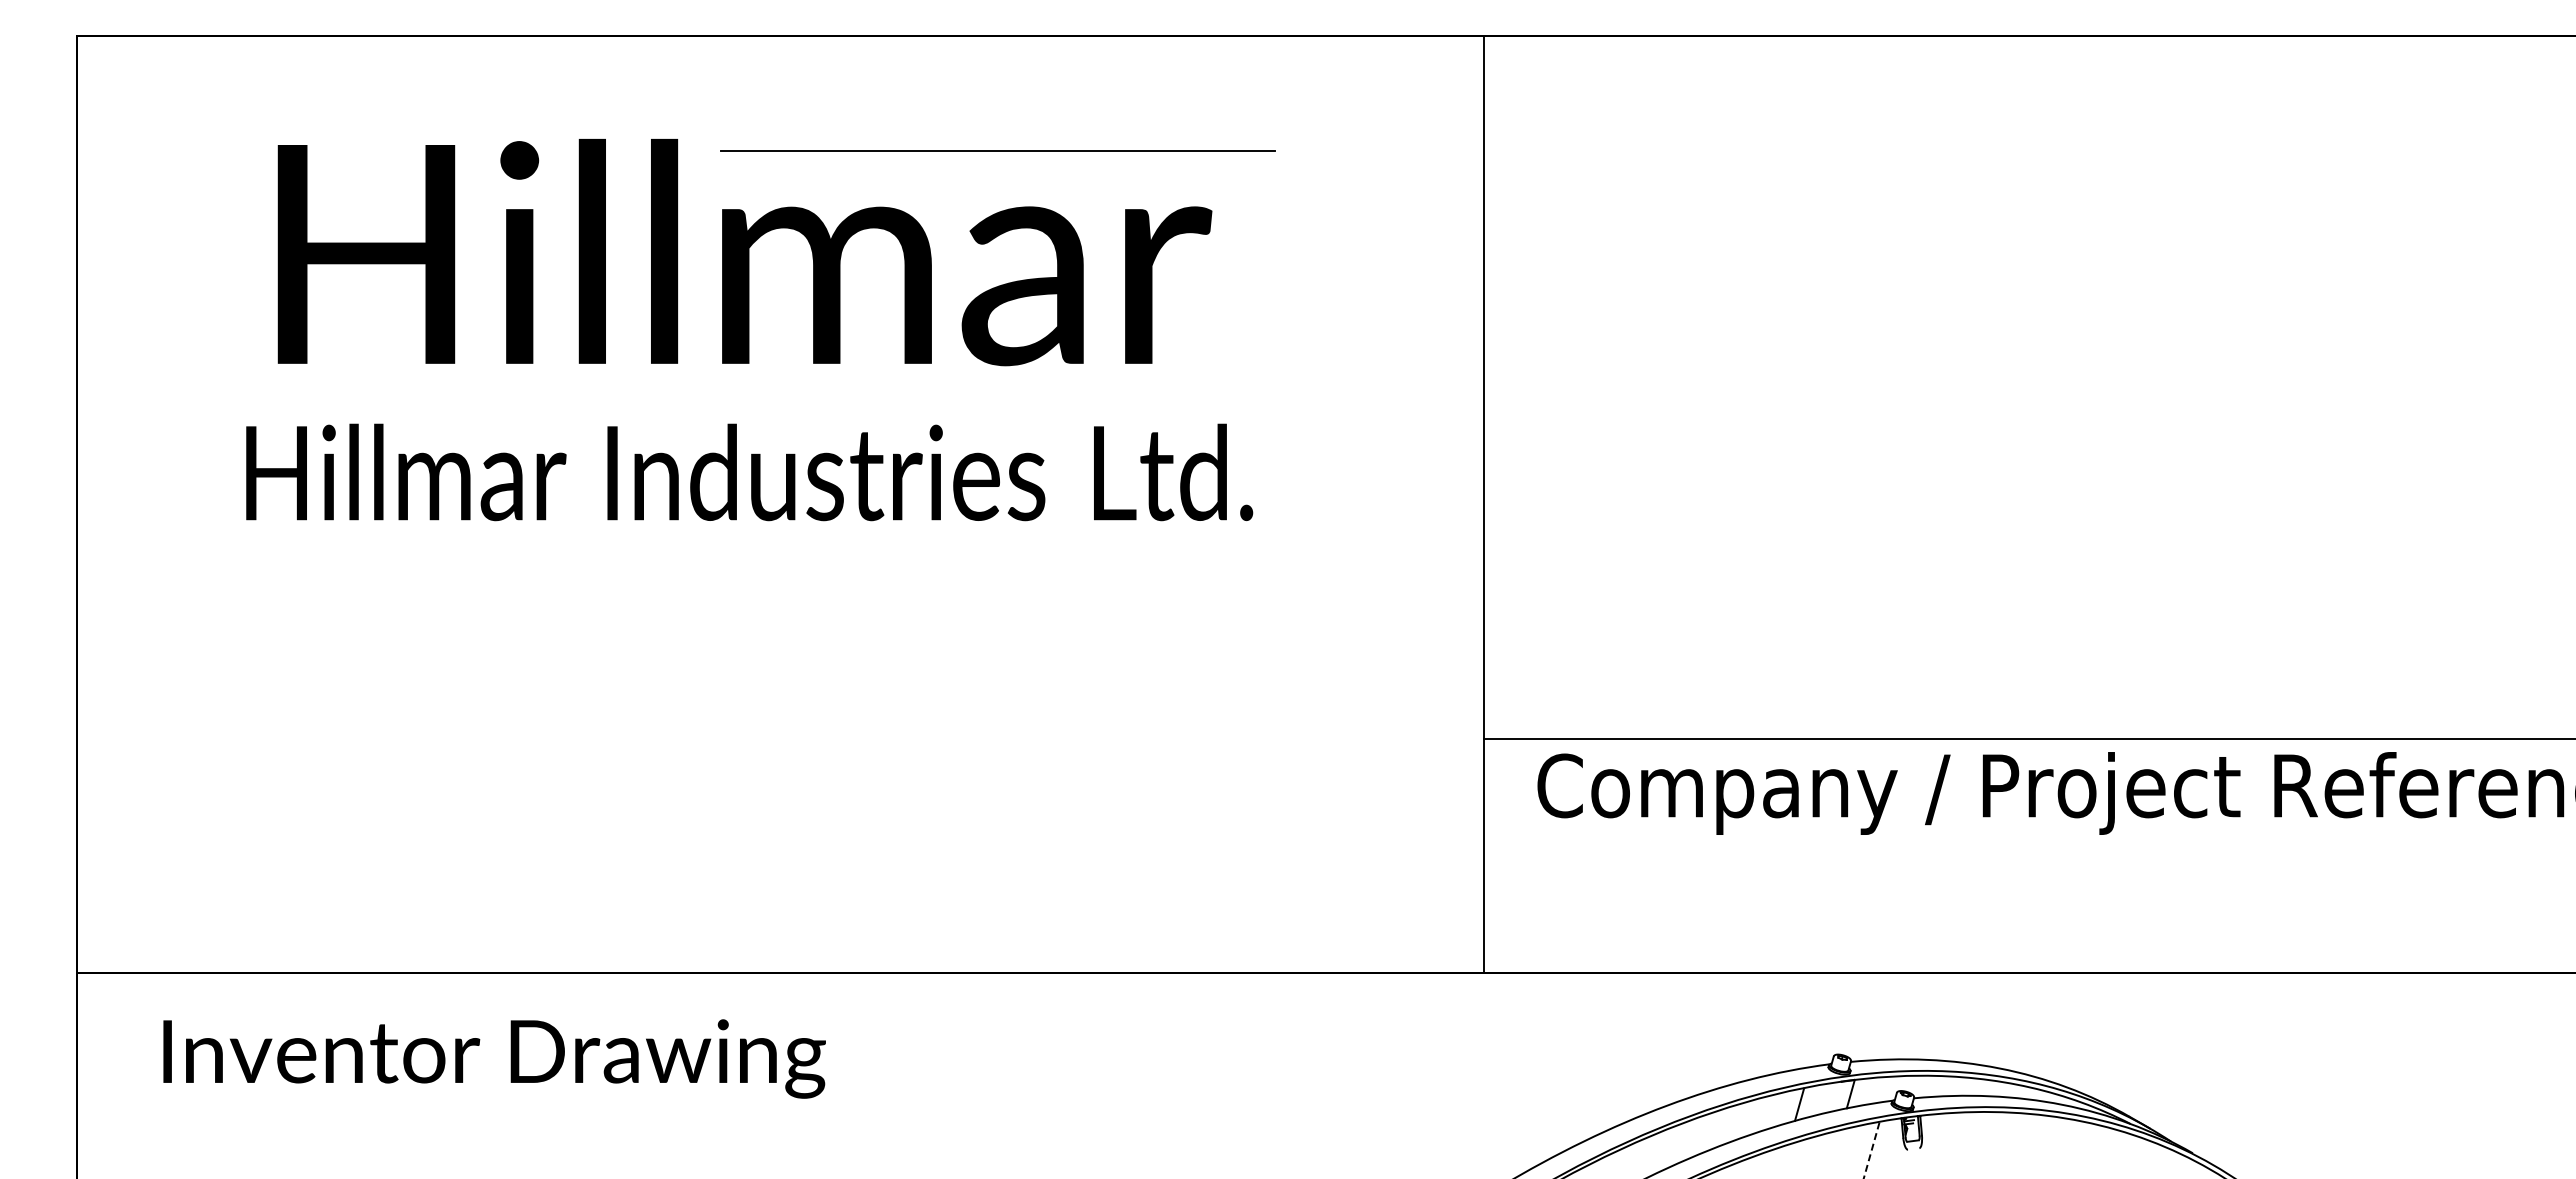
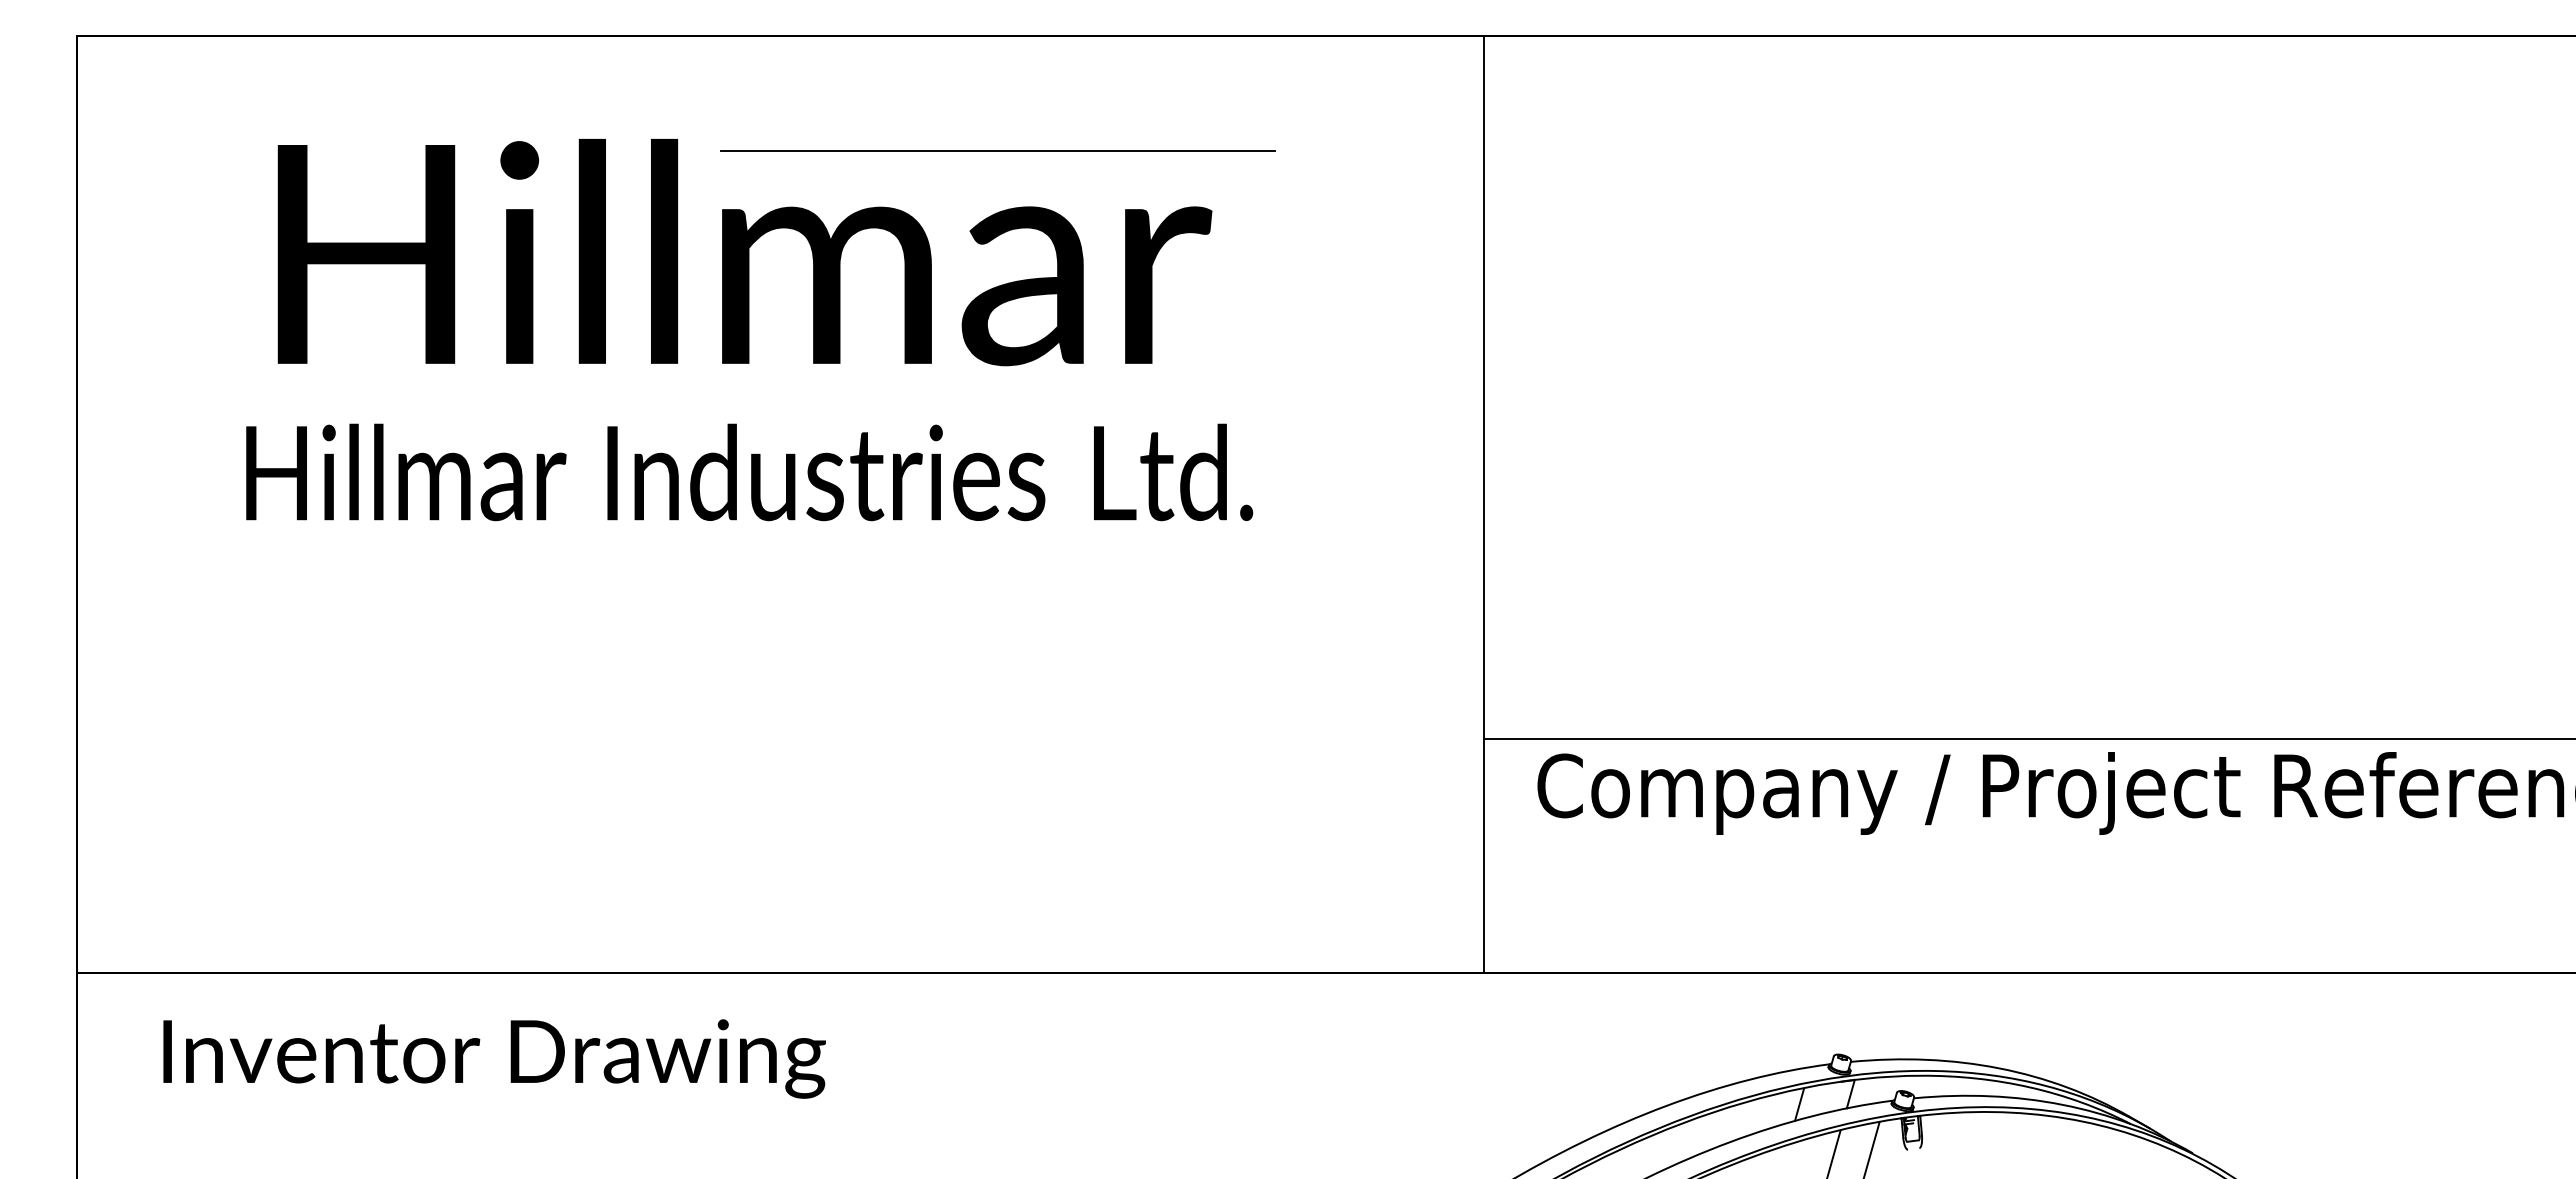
line: dashed -> solid (1871, 1149)
line: none -> present (1833, 1152)
